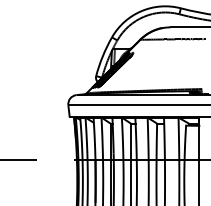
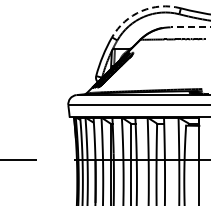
arc: solid -> dashed (141, 11)
line: solid -> dashed (190, 27)
